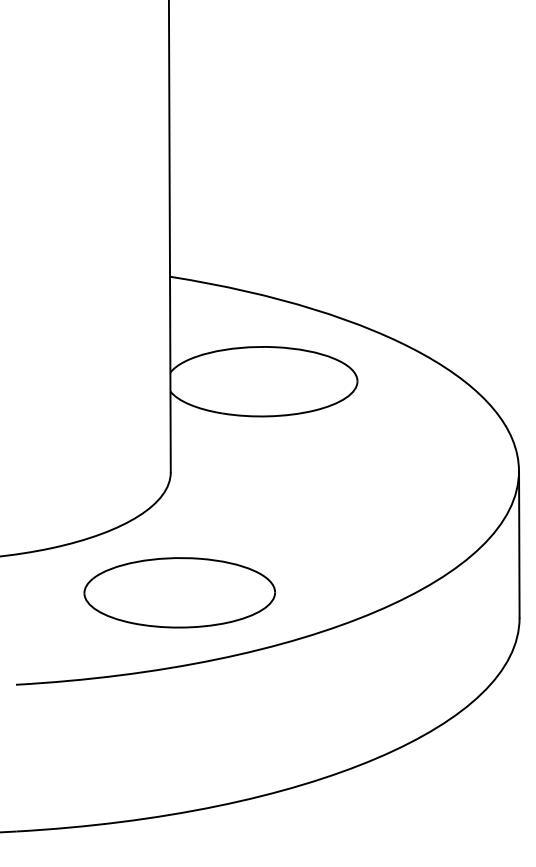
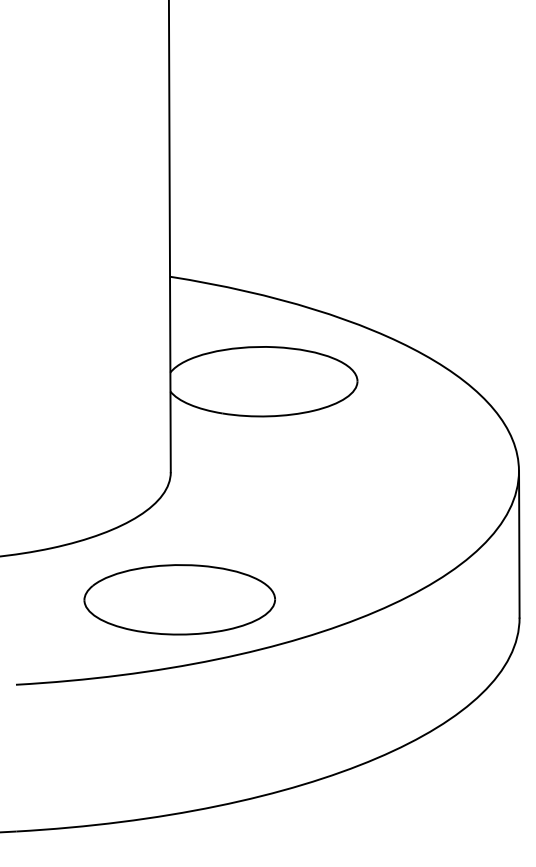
part position: (179, 592) -> (179, 599) (179, 599)
